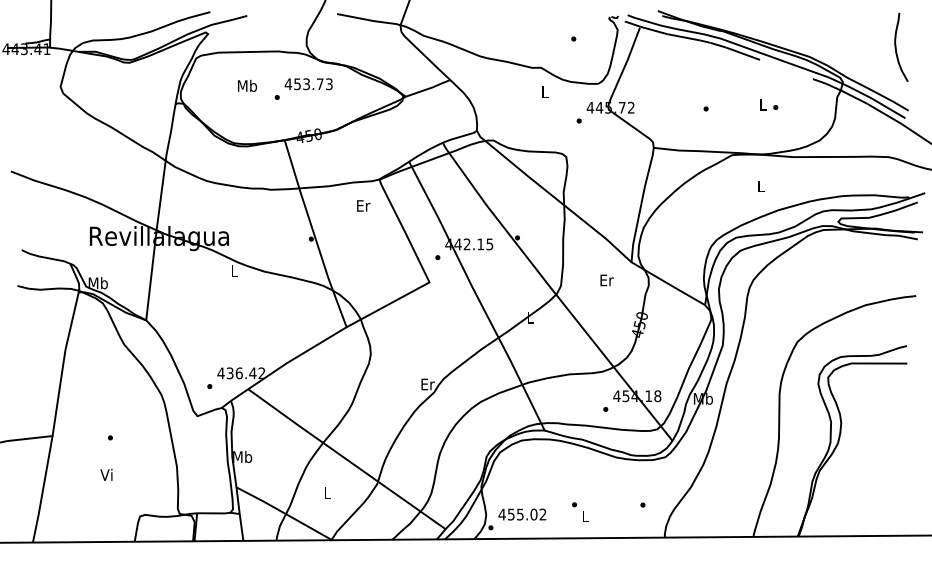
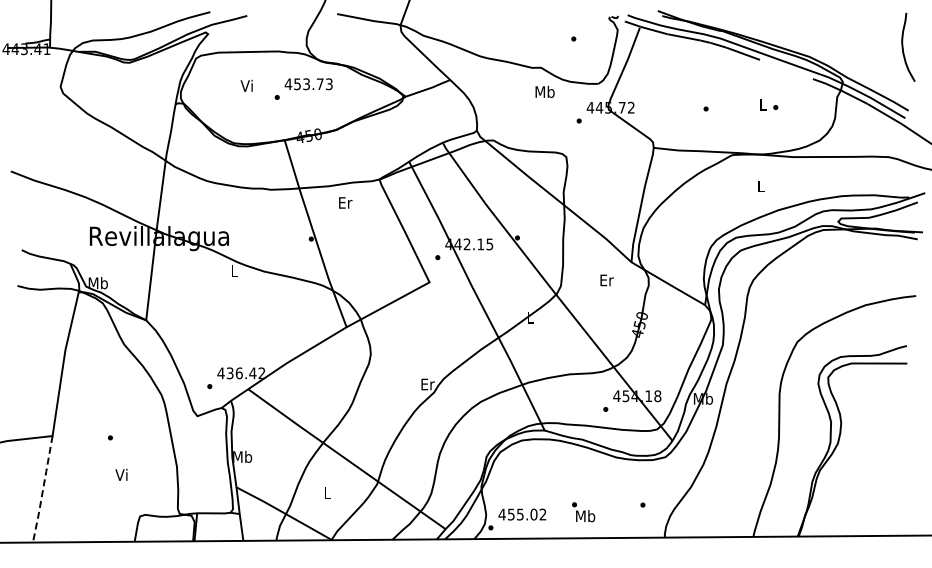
curve position: (896, 46) -> (903, 46) (903, 46)
text: Mb -> Vi (247, 85)
text: L -> Mb (544, 91)
text position: (363, 205) -> (345, 202) (345, 202)
text position: (106, 474) -> (121, 474) (121, 474)
line: solid -> dashed (43, 489)
text: L -> Mb (585, 516)
